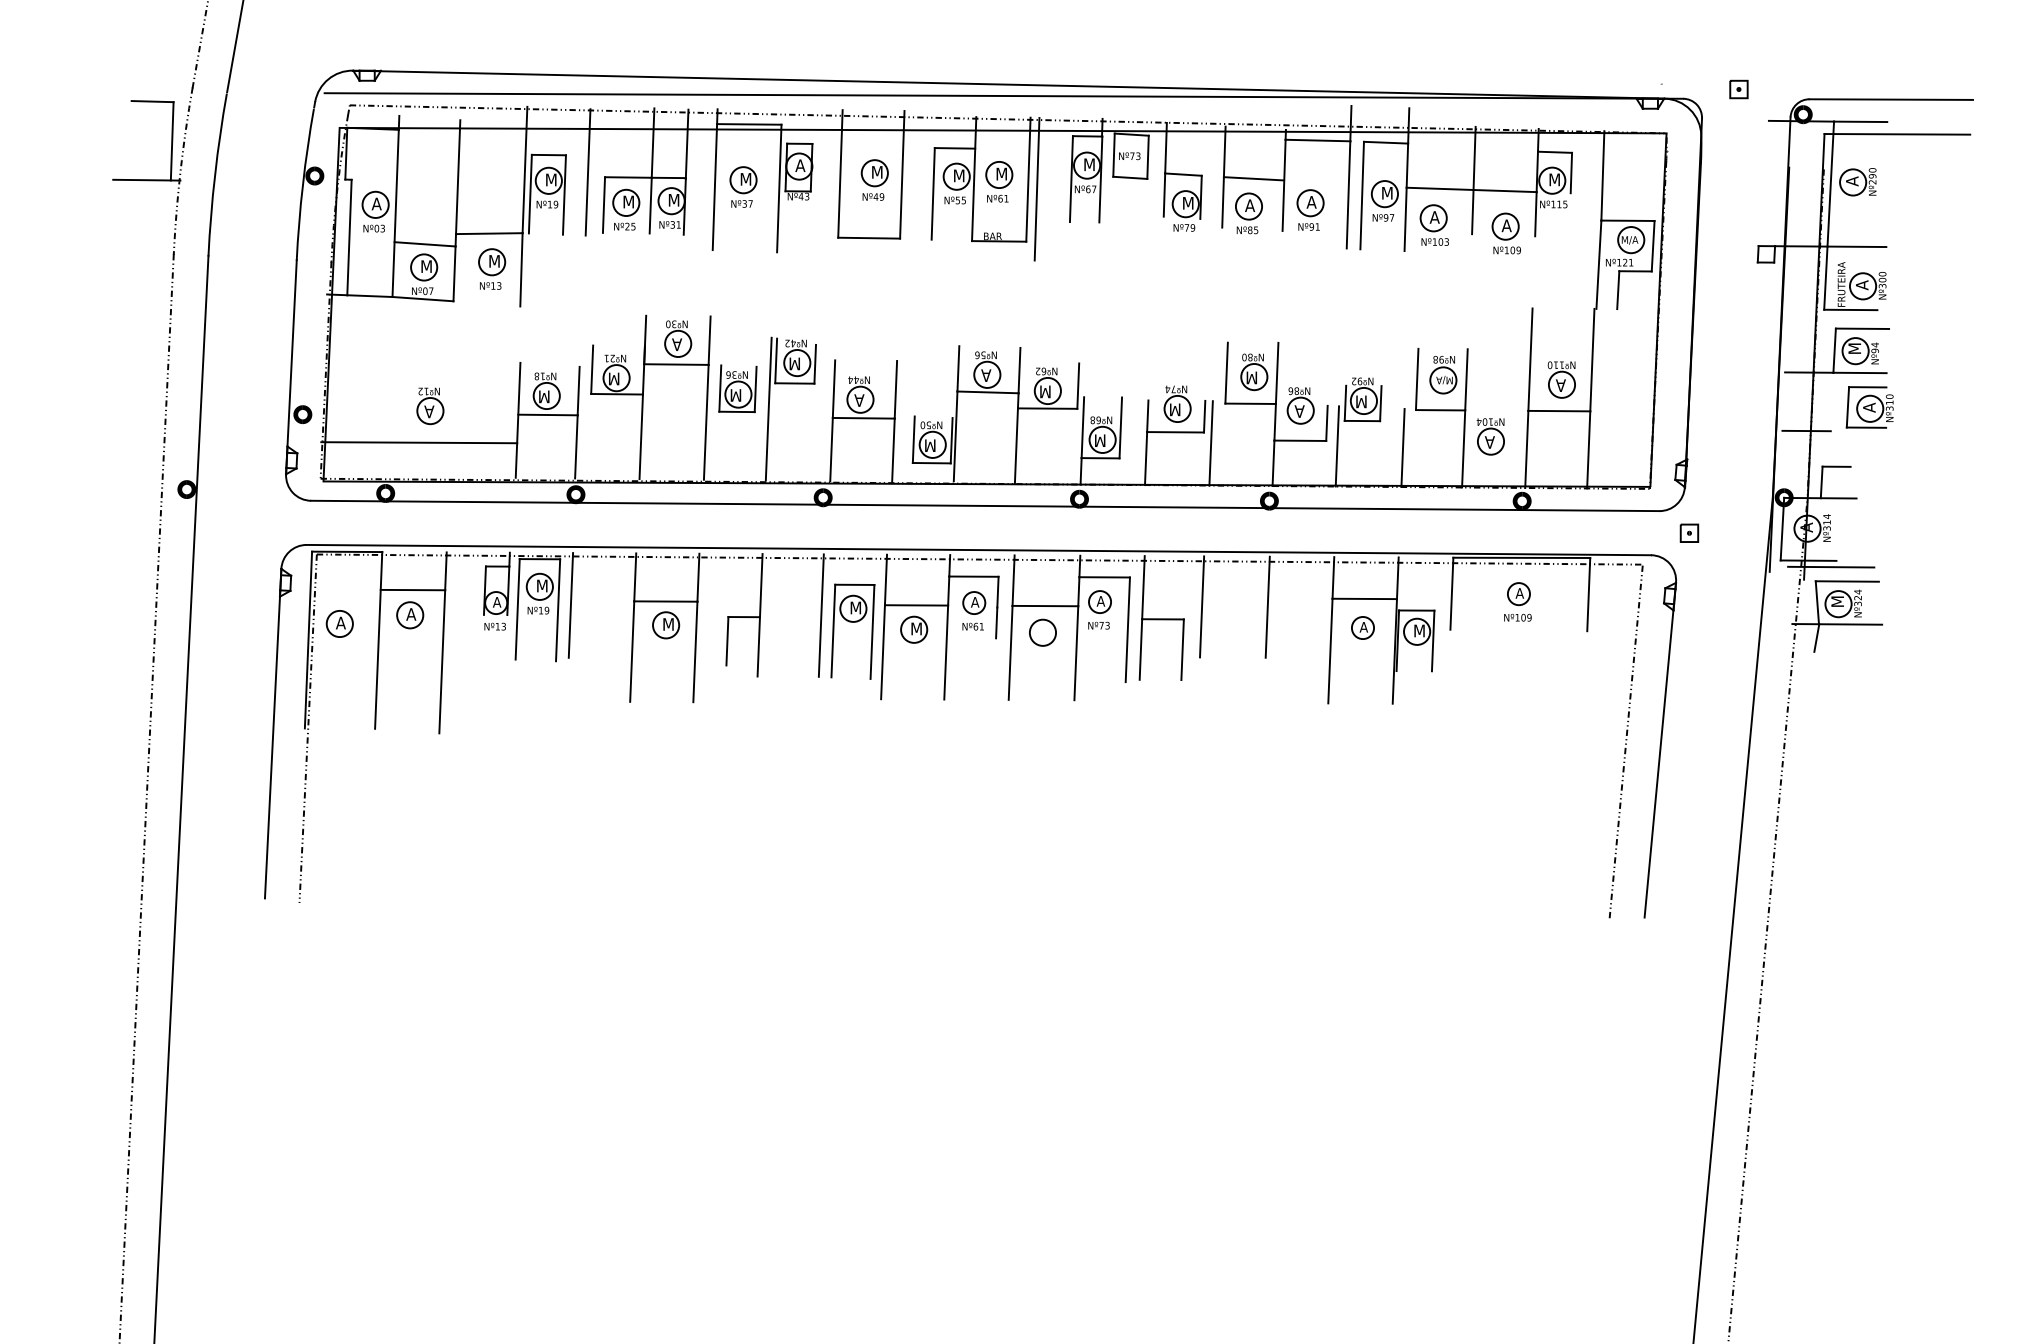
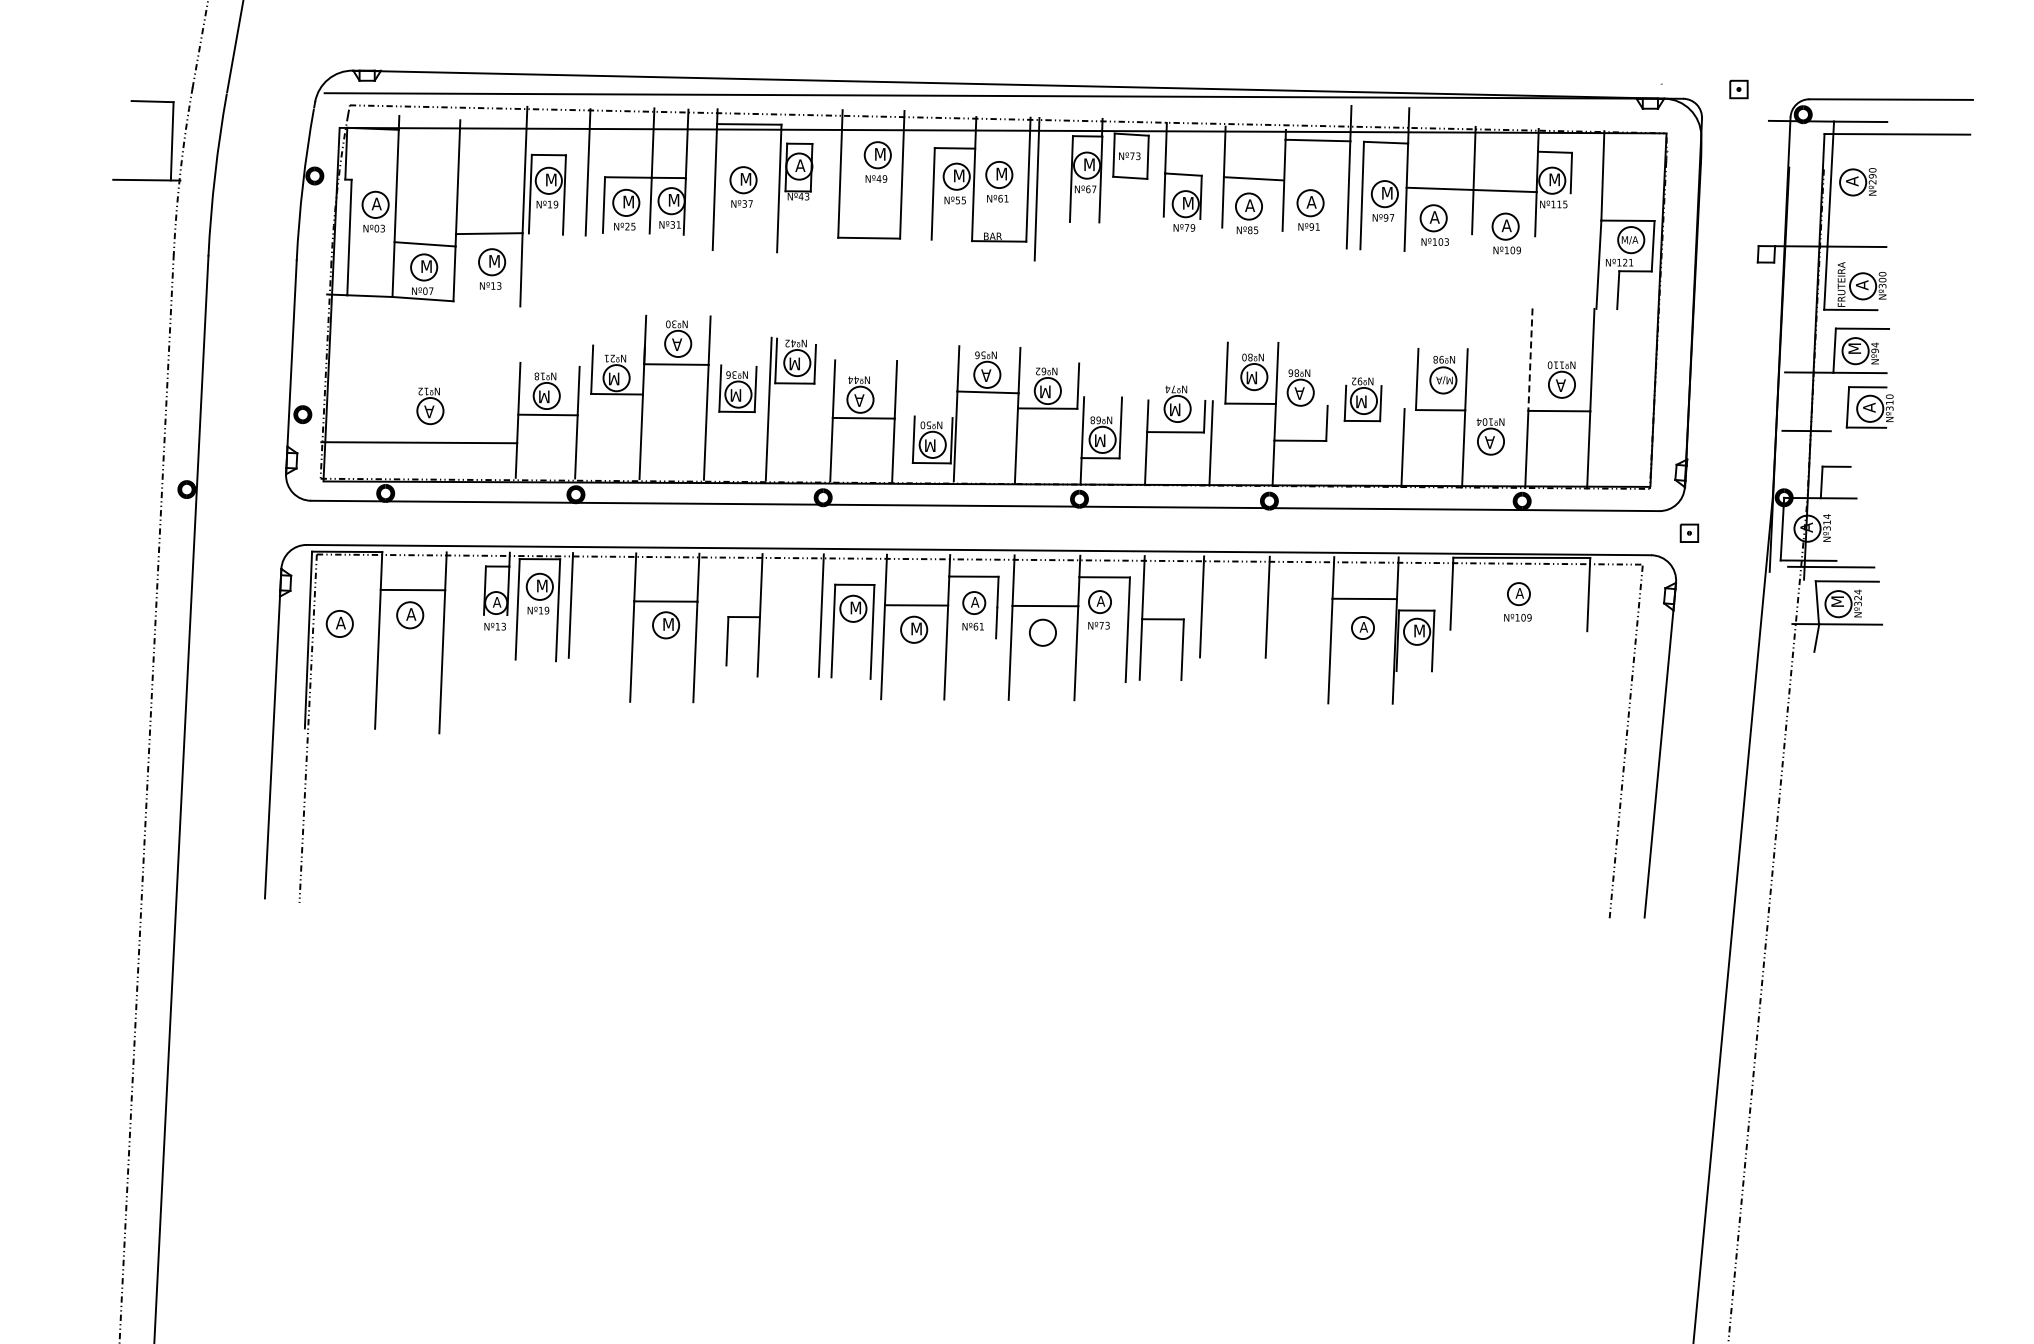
part position: (874, 179) -> (877, 161) (877, 161)
line: solid -> dashed (1530, 360)
part position: (1300, 405) -> (1300, 387) (1300, 387)
line: present -> none (1337, 446)
